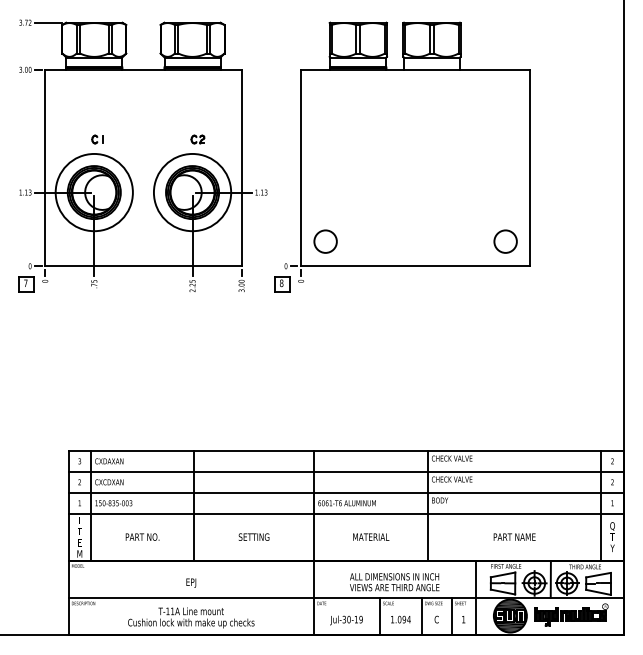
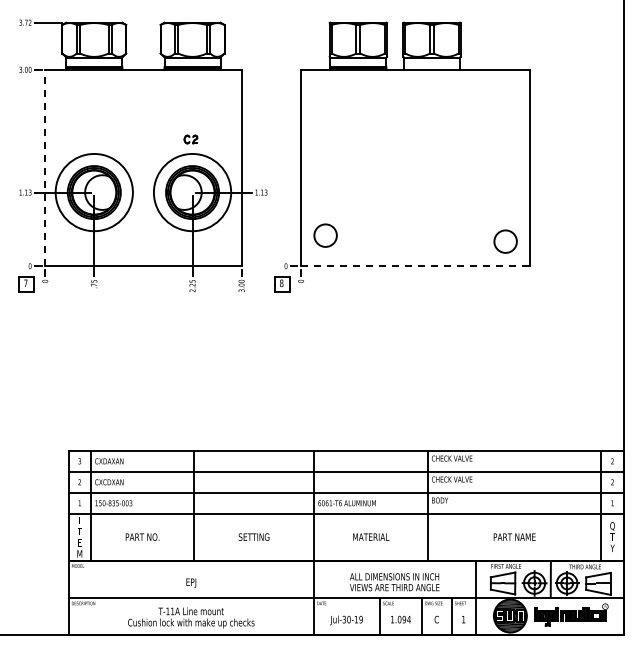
part: present -> none (97, 139)
part position: (197, 139) -> (190, 139) (190, 139)
line: solid -> dashed (45, 167)
circle position: (325, 241) -> (325, 235) (325, 235)
line: solid -> dashed (415, 266)
